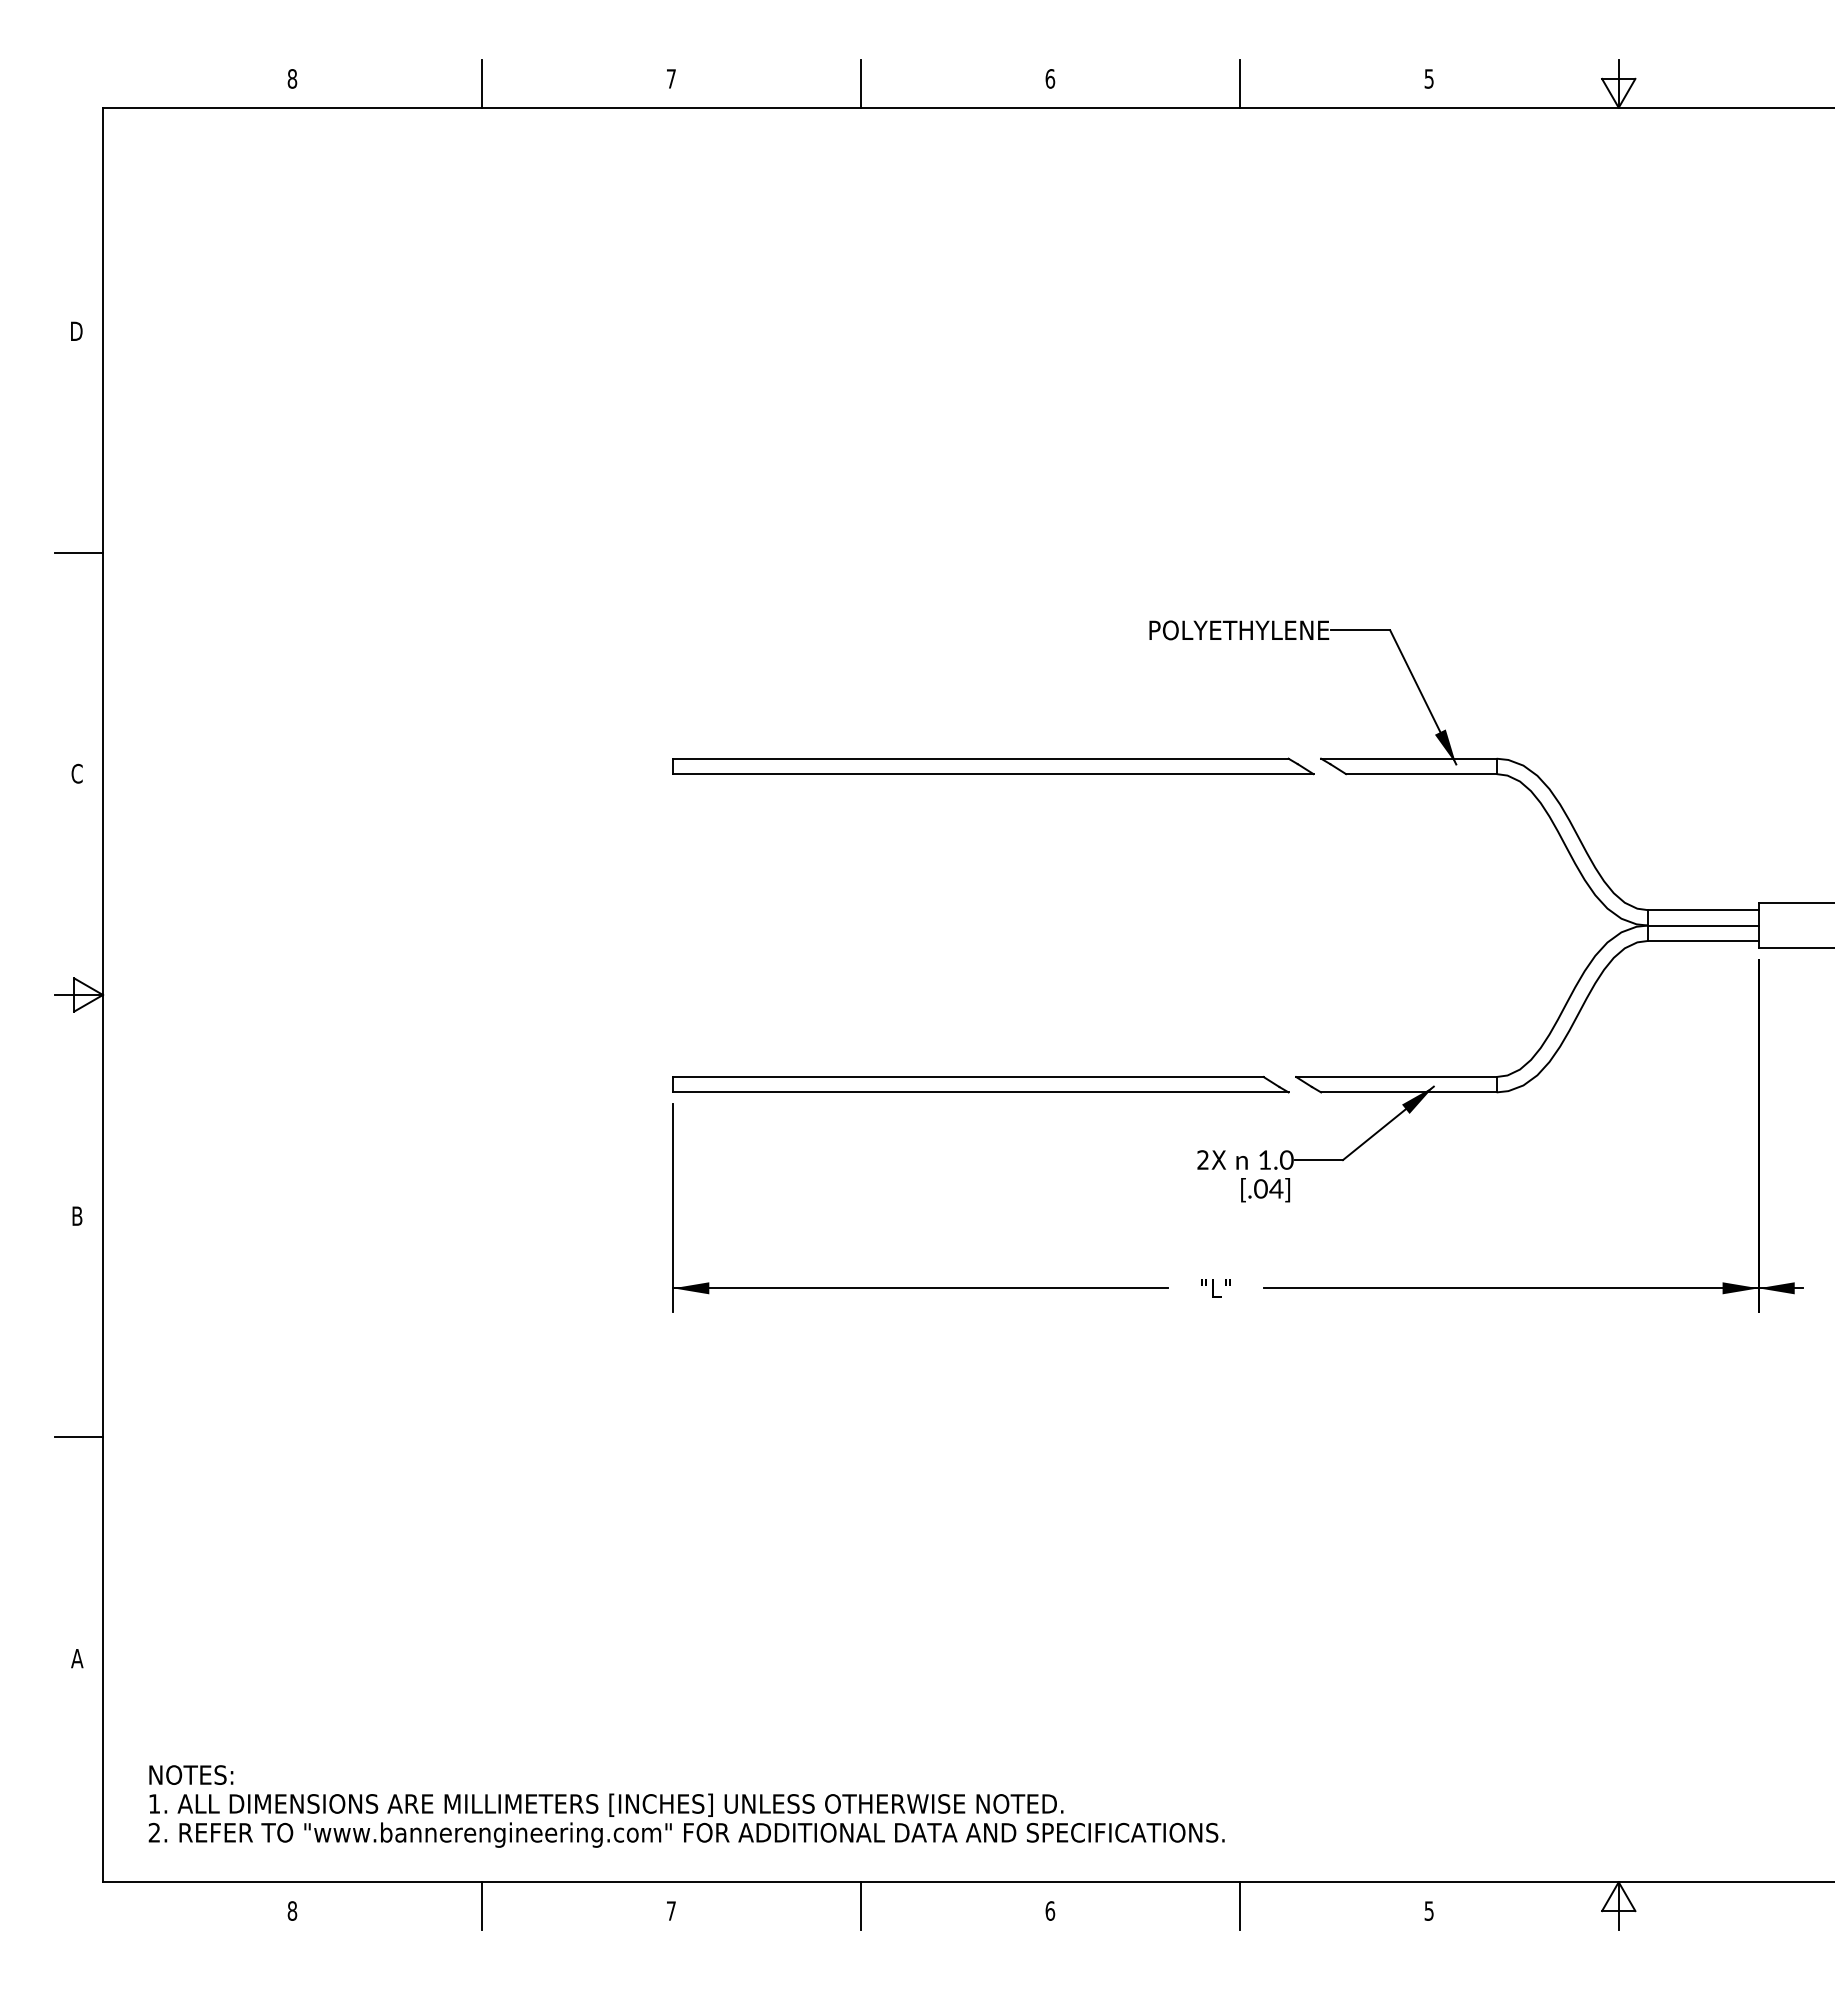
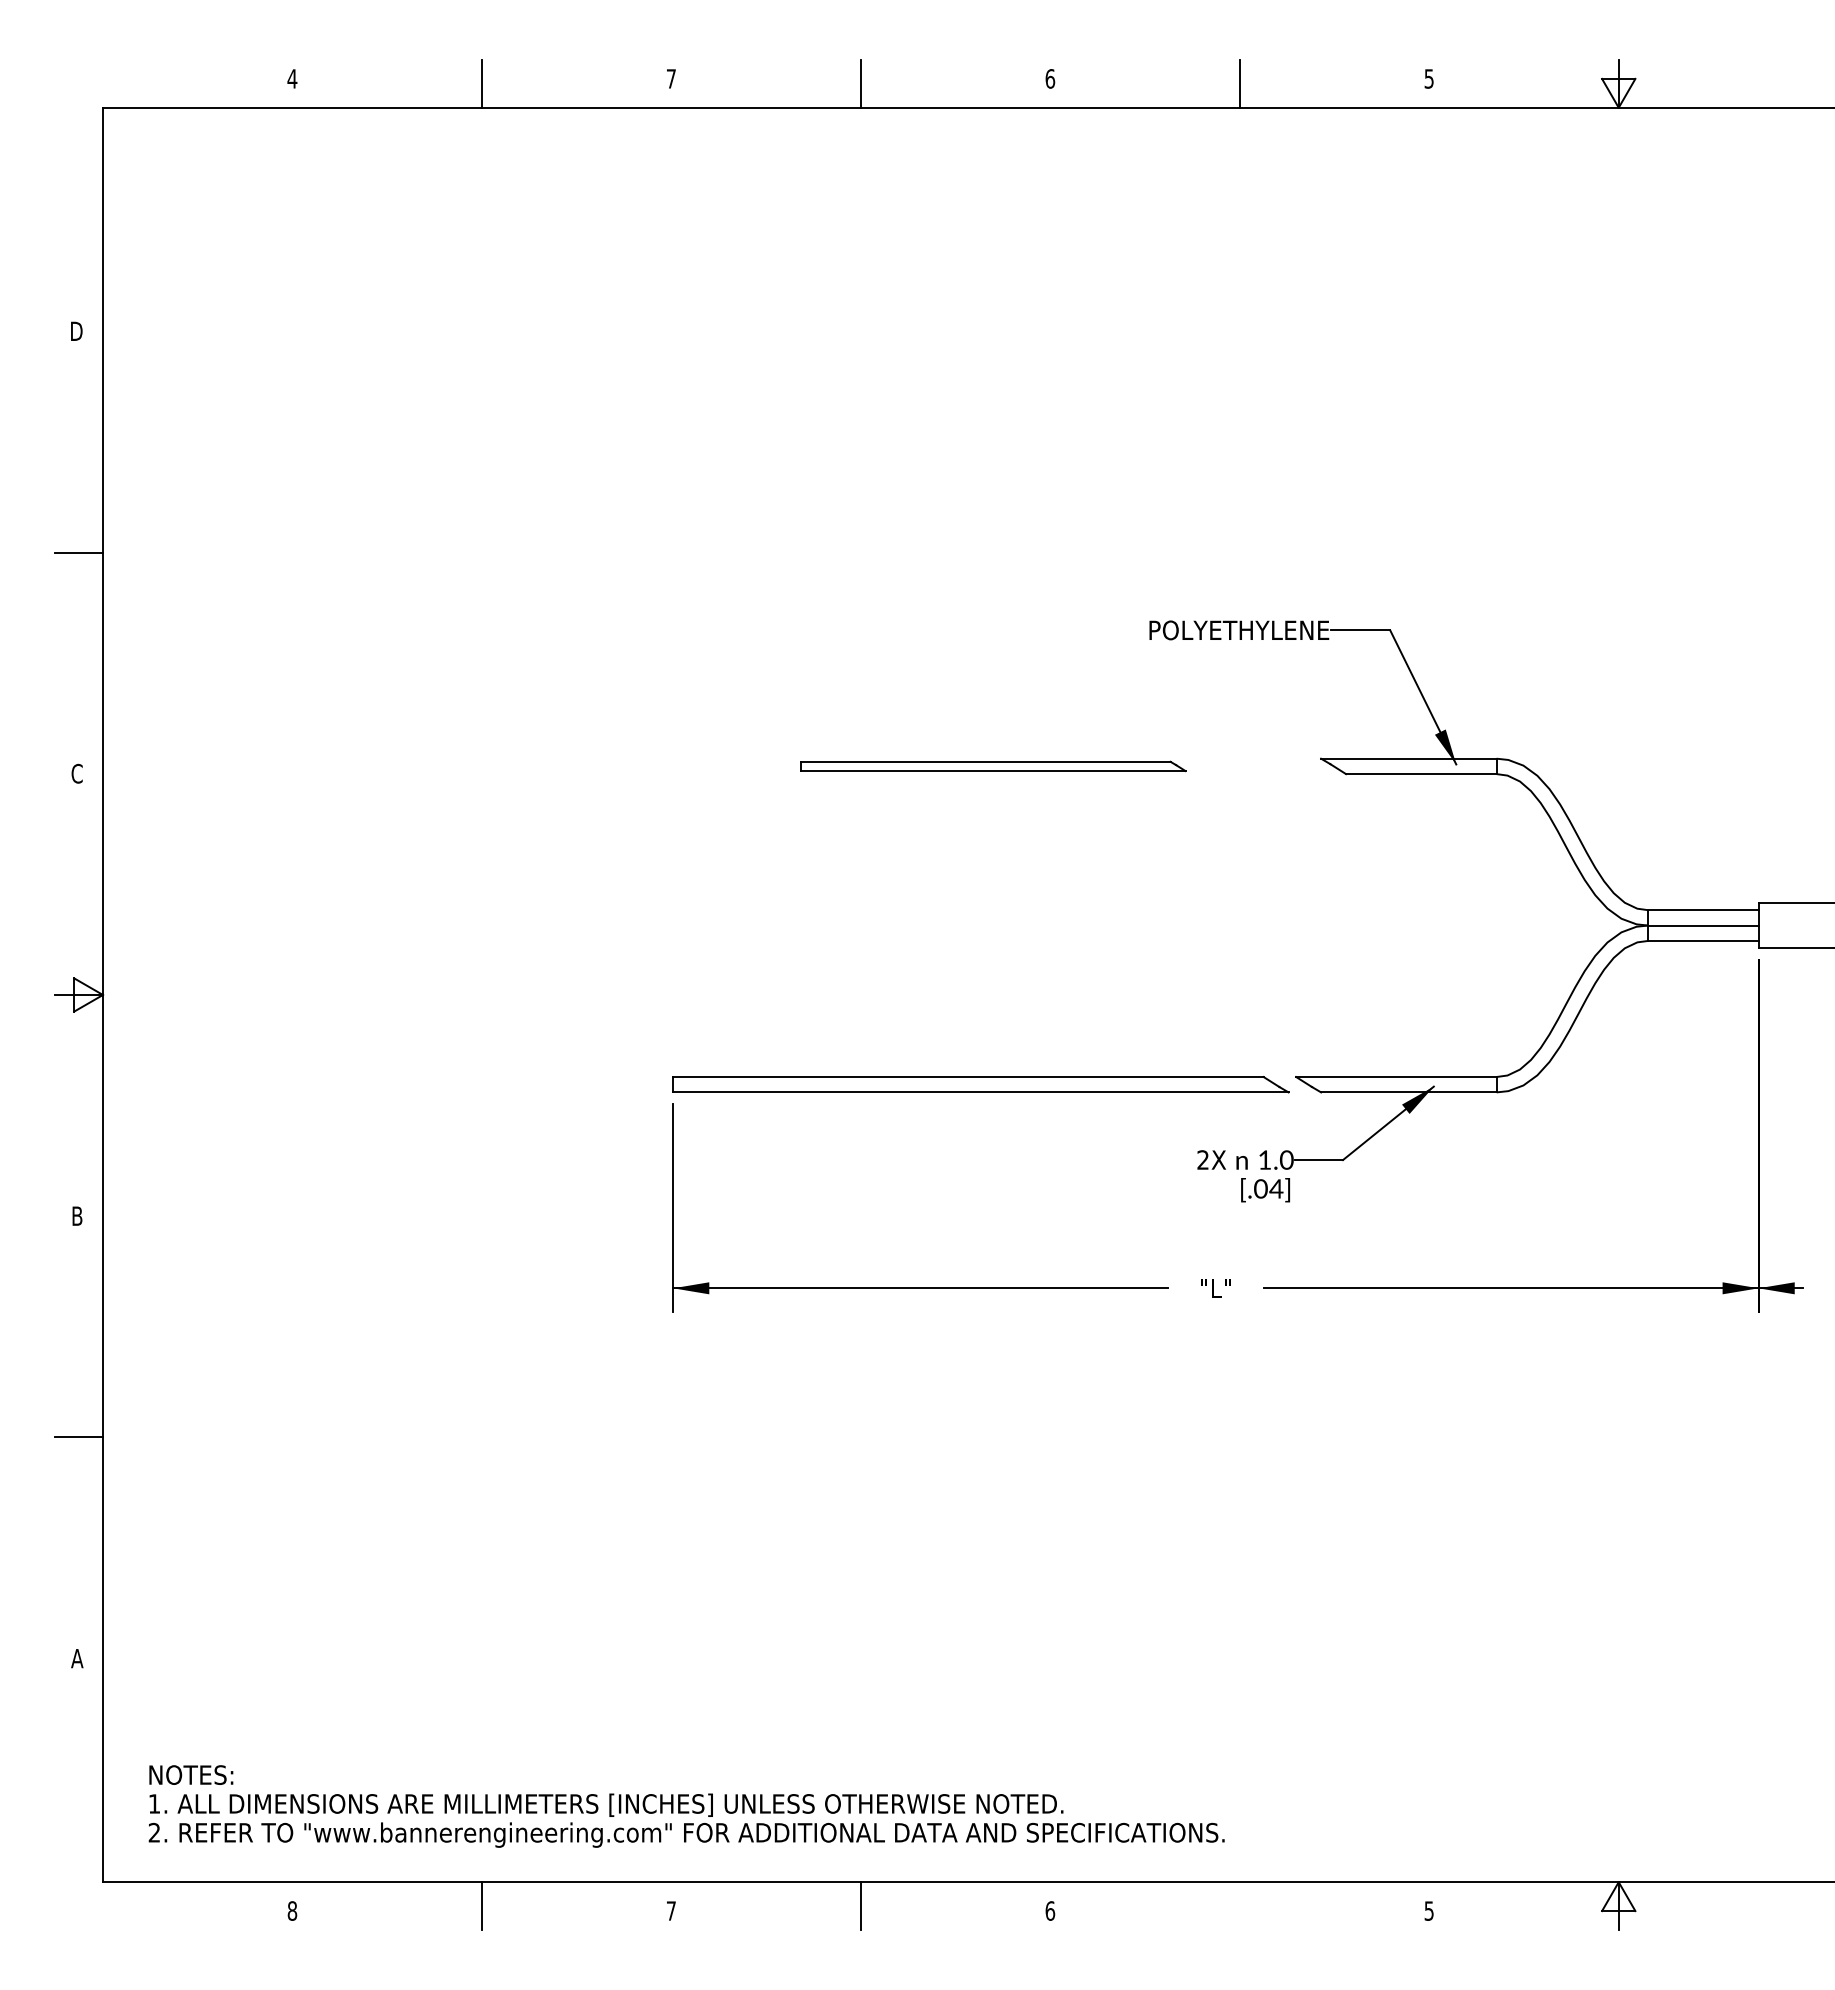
text: 8 -> 4 (292, 78)
part size: 643x19 px -> 387x13 px (993, 766)
line: present -> none (1239, 1906)
